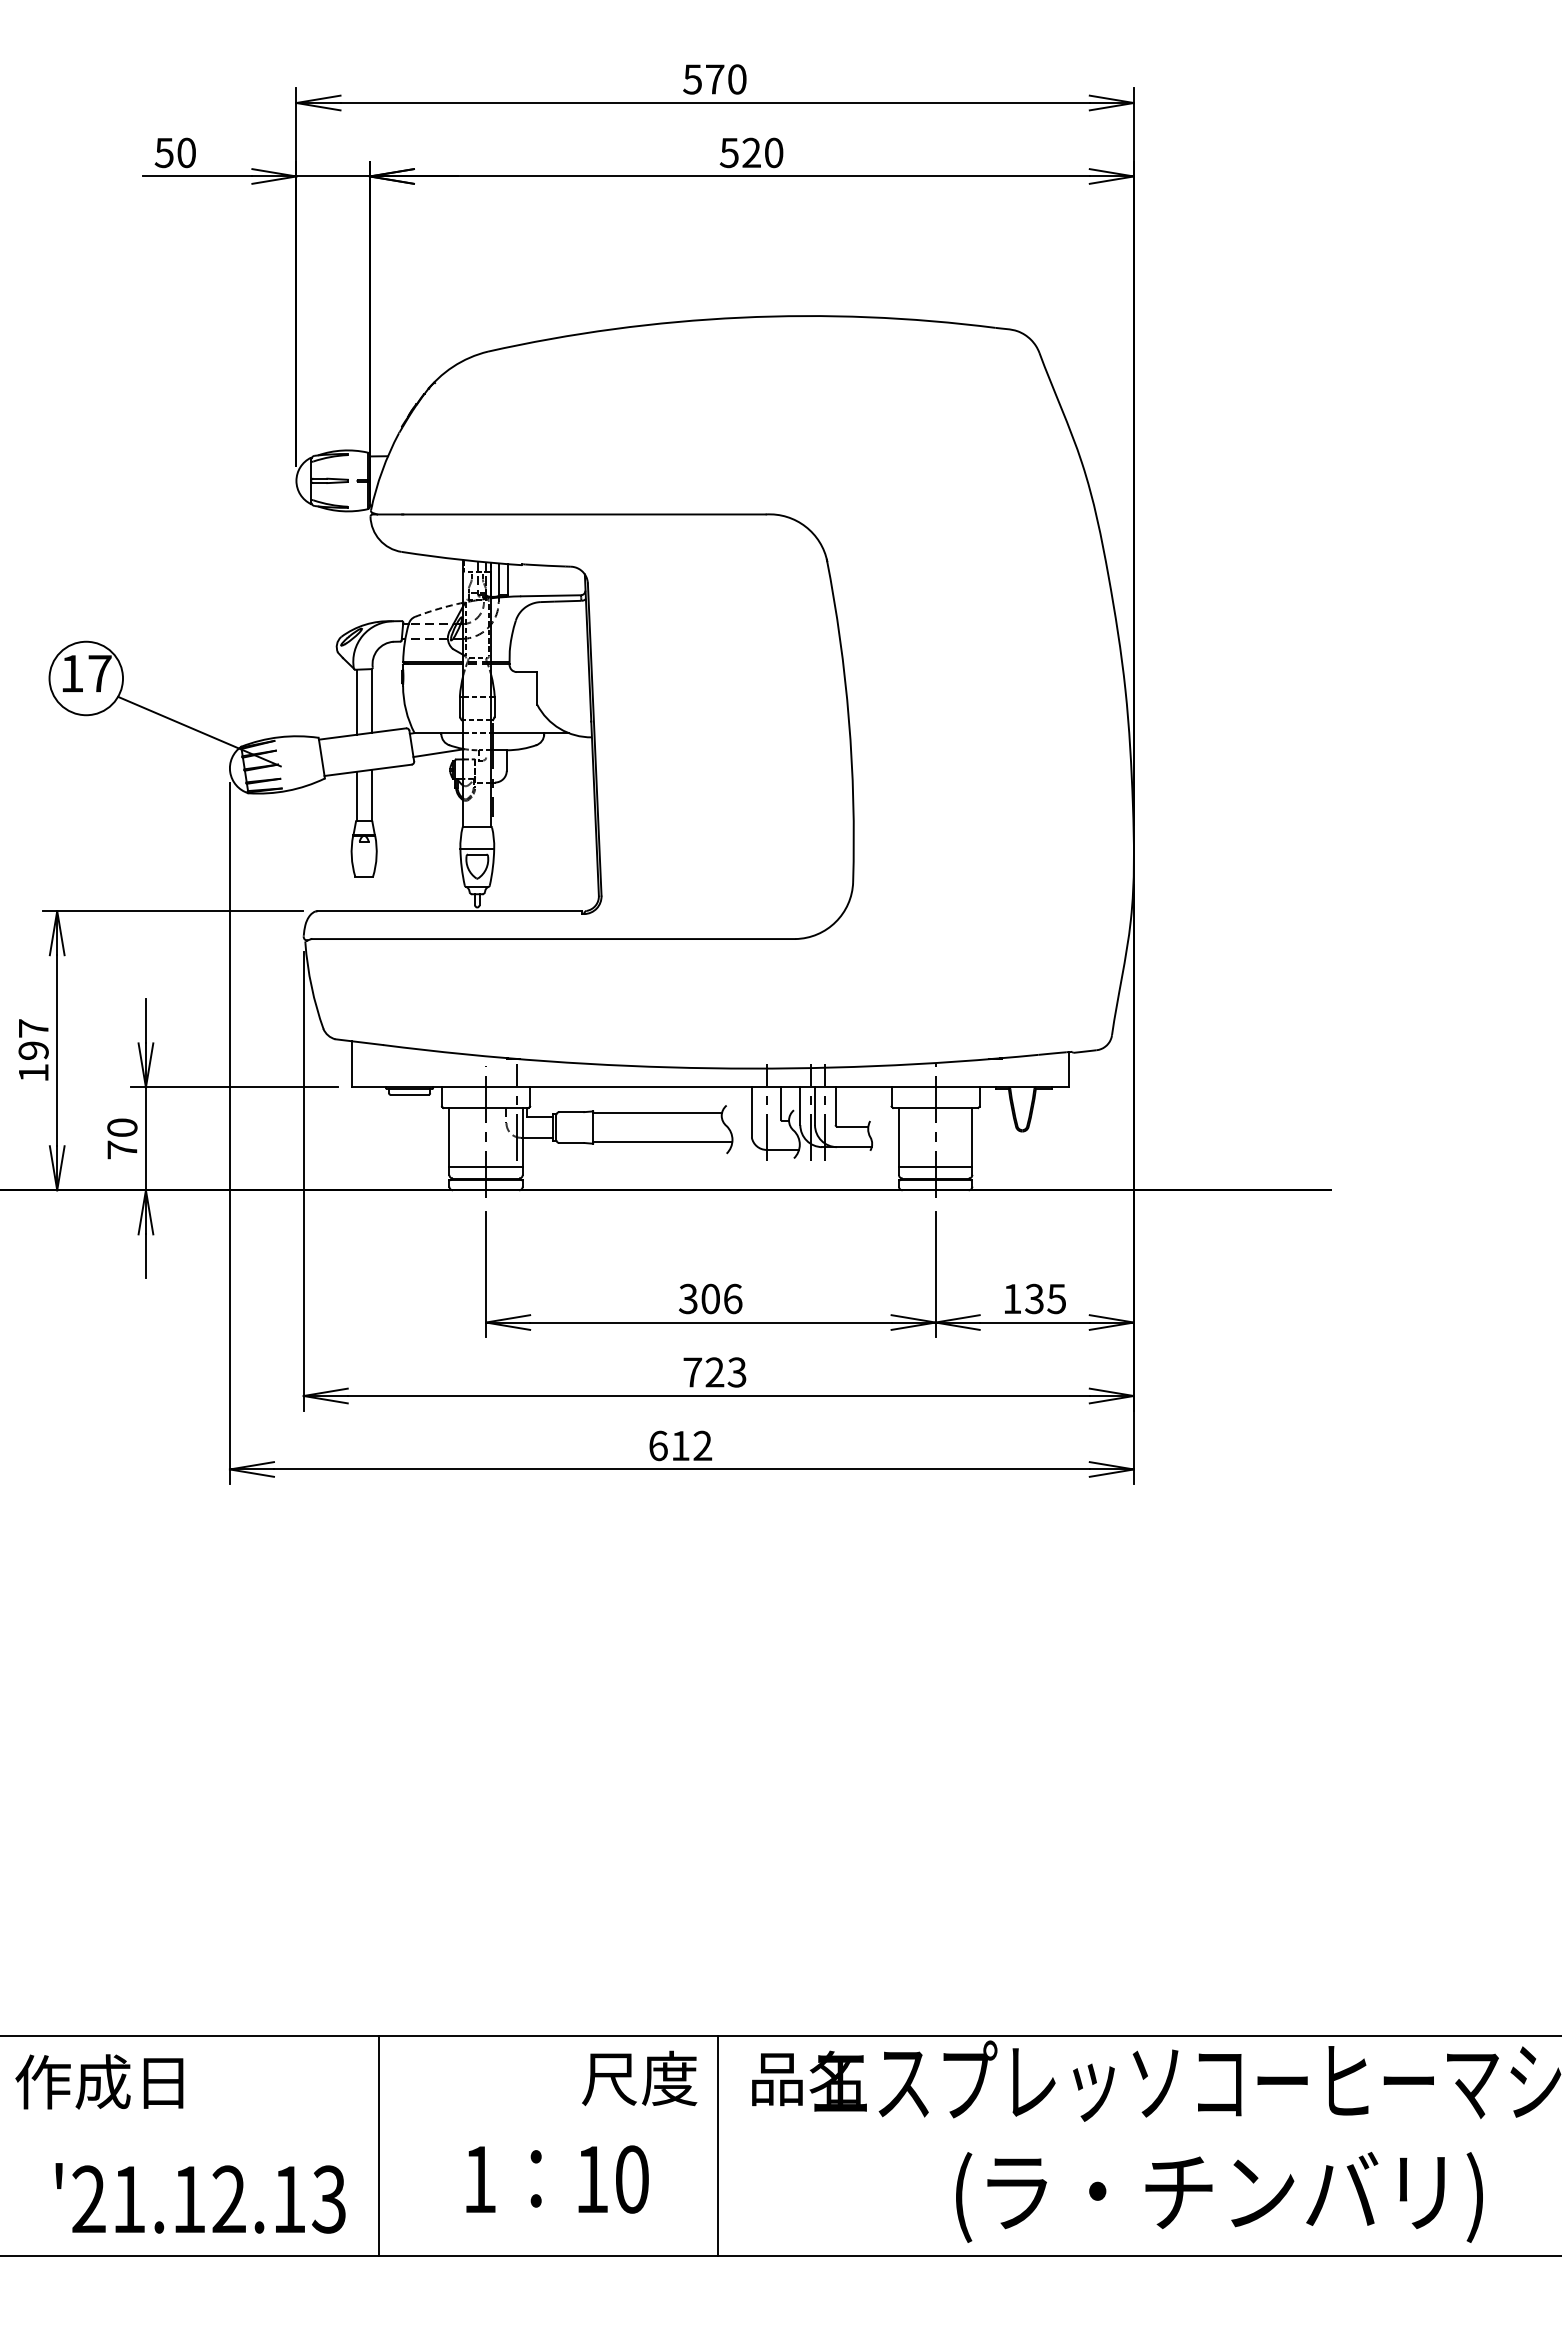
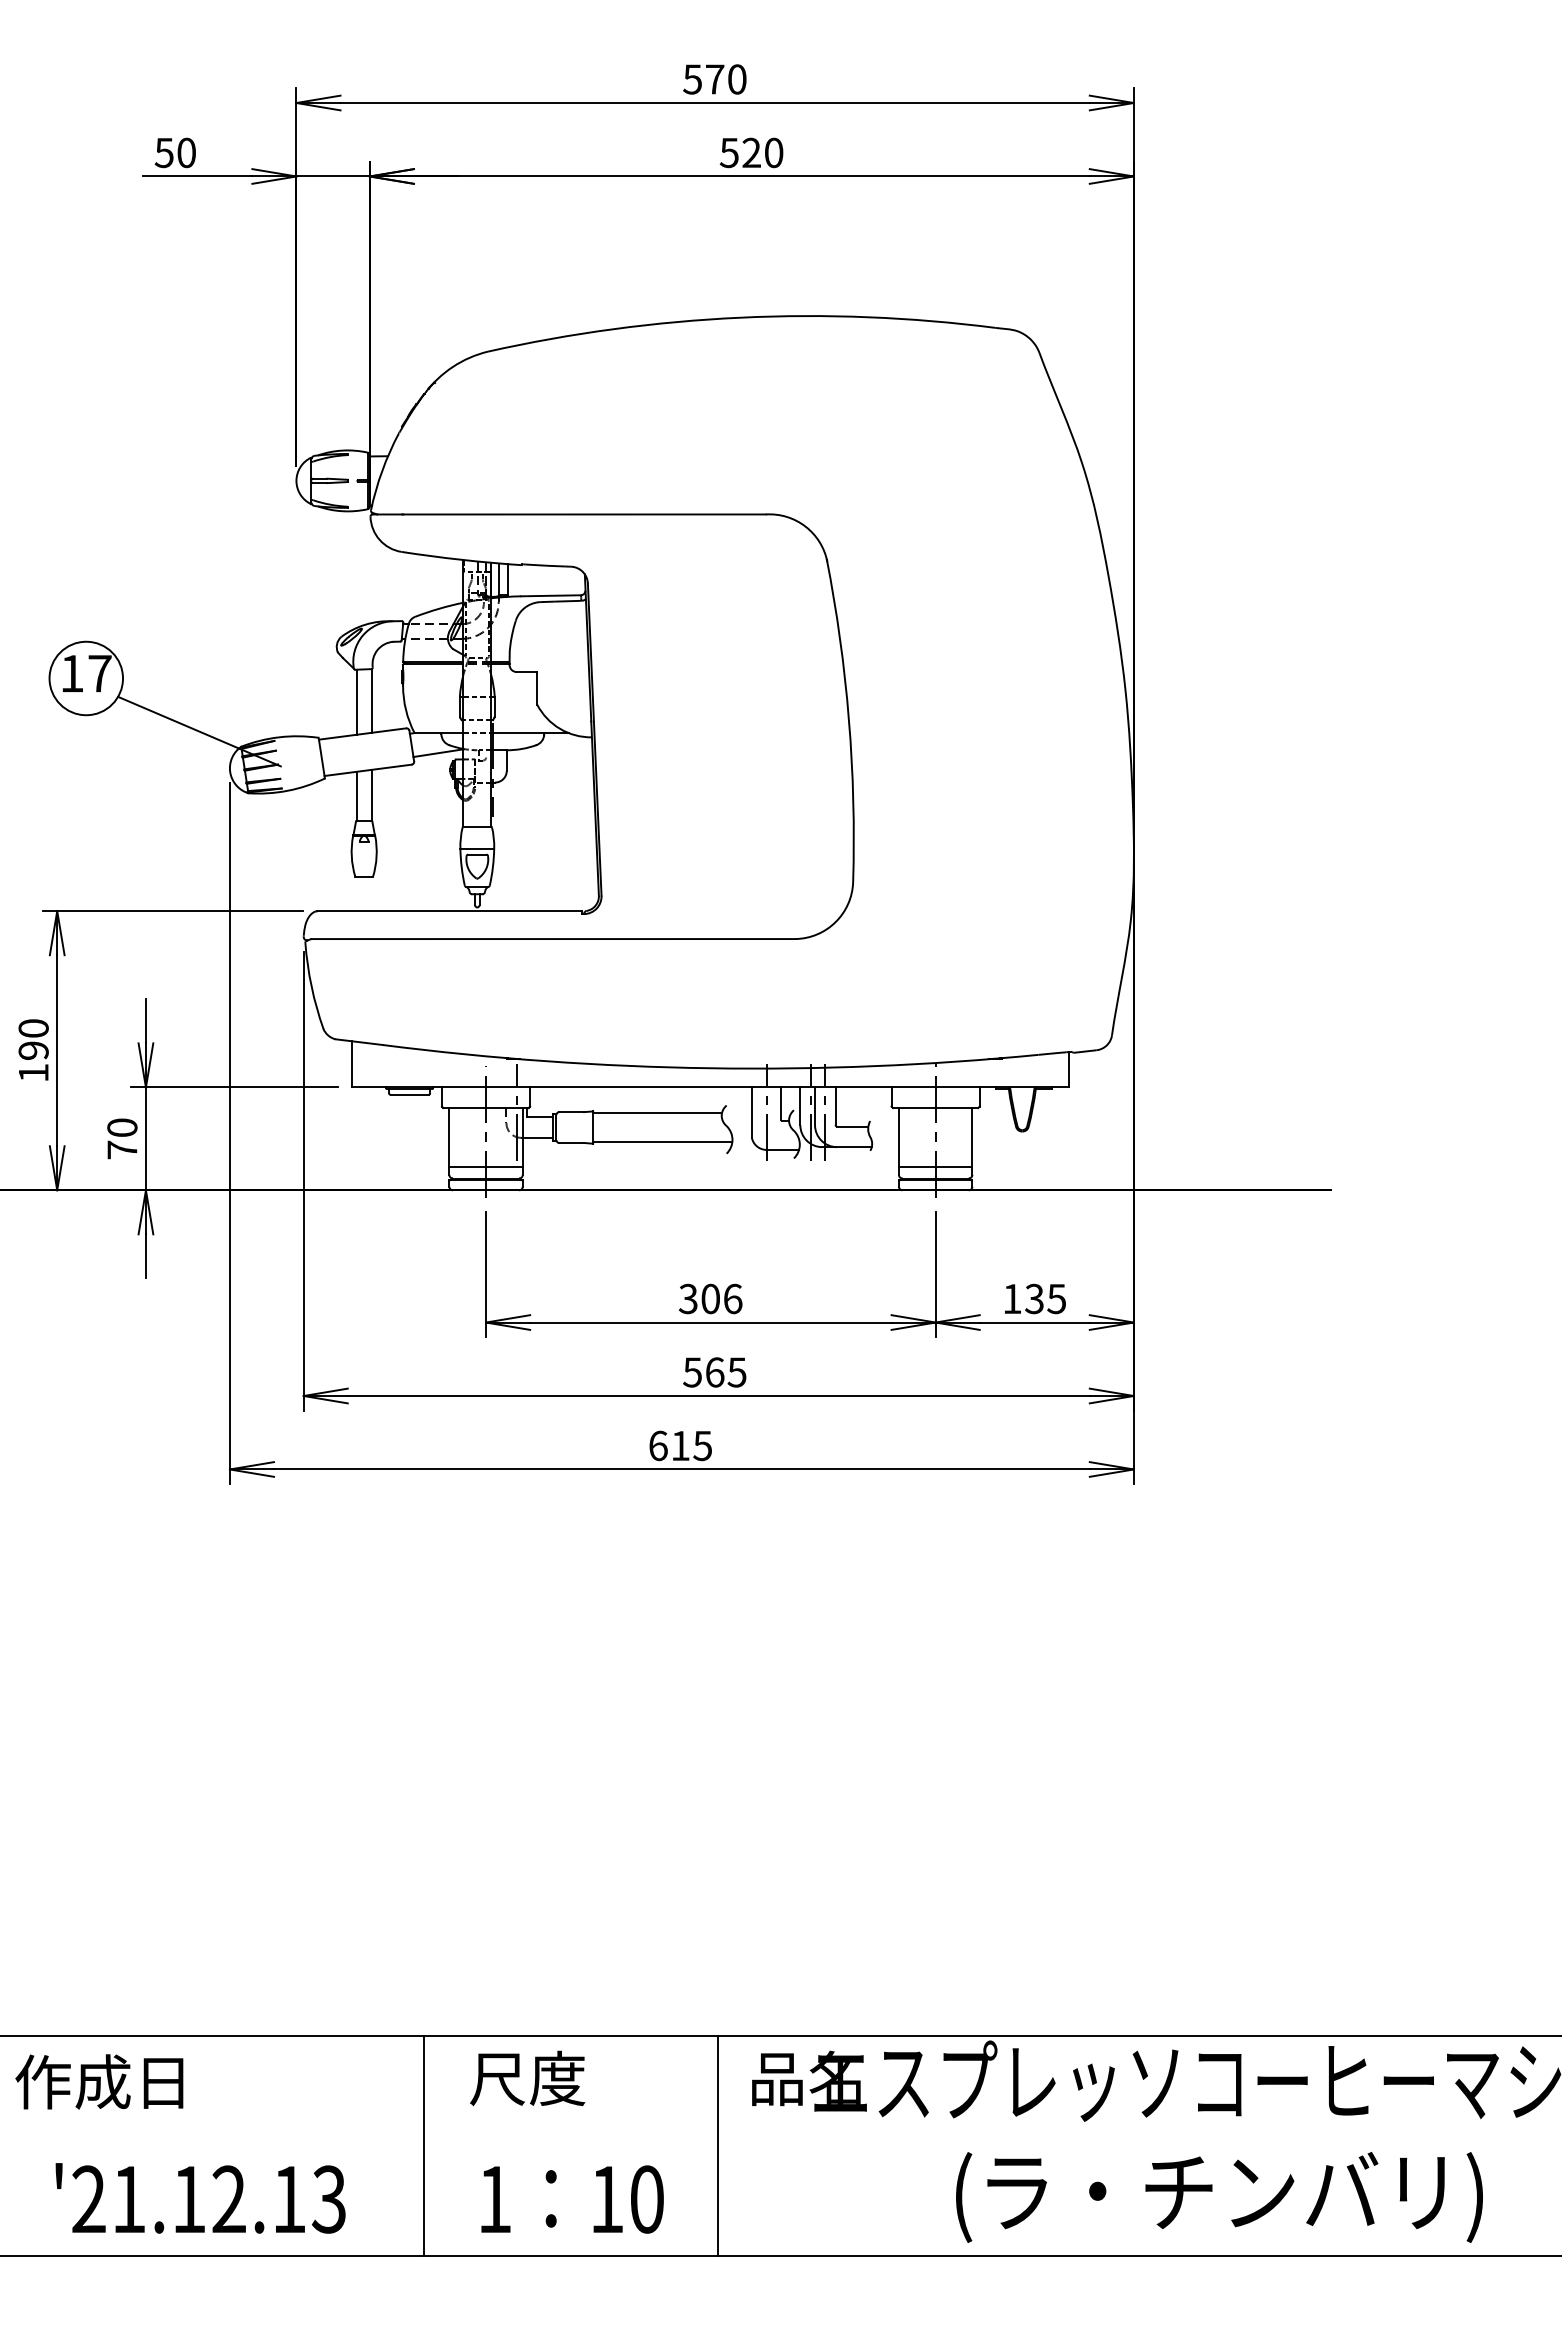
arc: dashed -> solid (438, 608)
text: 197 -> 190 (33, 1028)
text: 723 -> 565 (714, 1372)
text: 612 -> 615 (702, 1445)
text position: (639, 2078) -> (527, 2078) (527, 2078)
line position: (379, 2145) -> (424, 2145) (424, 2145)
text position: (557, 2179) -> (572, 2199) (572, 2199)
